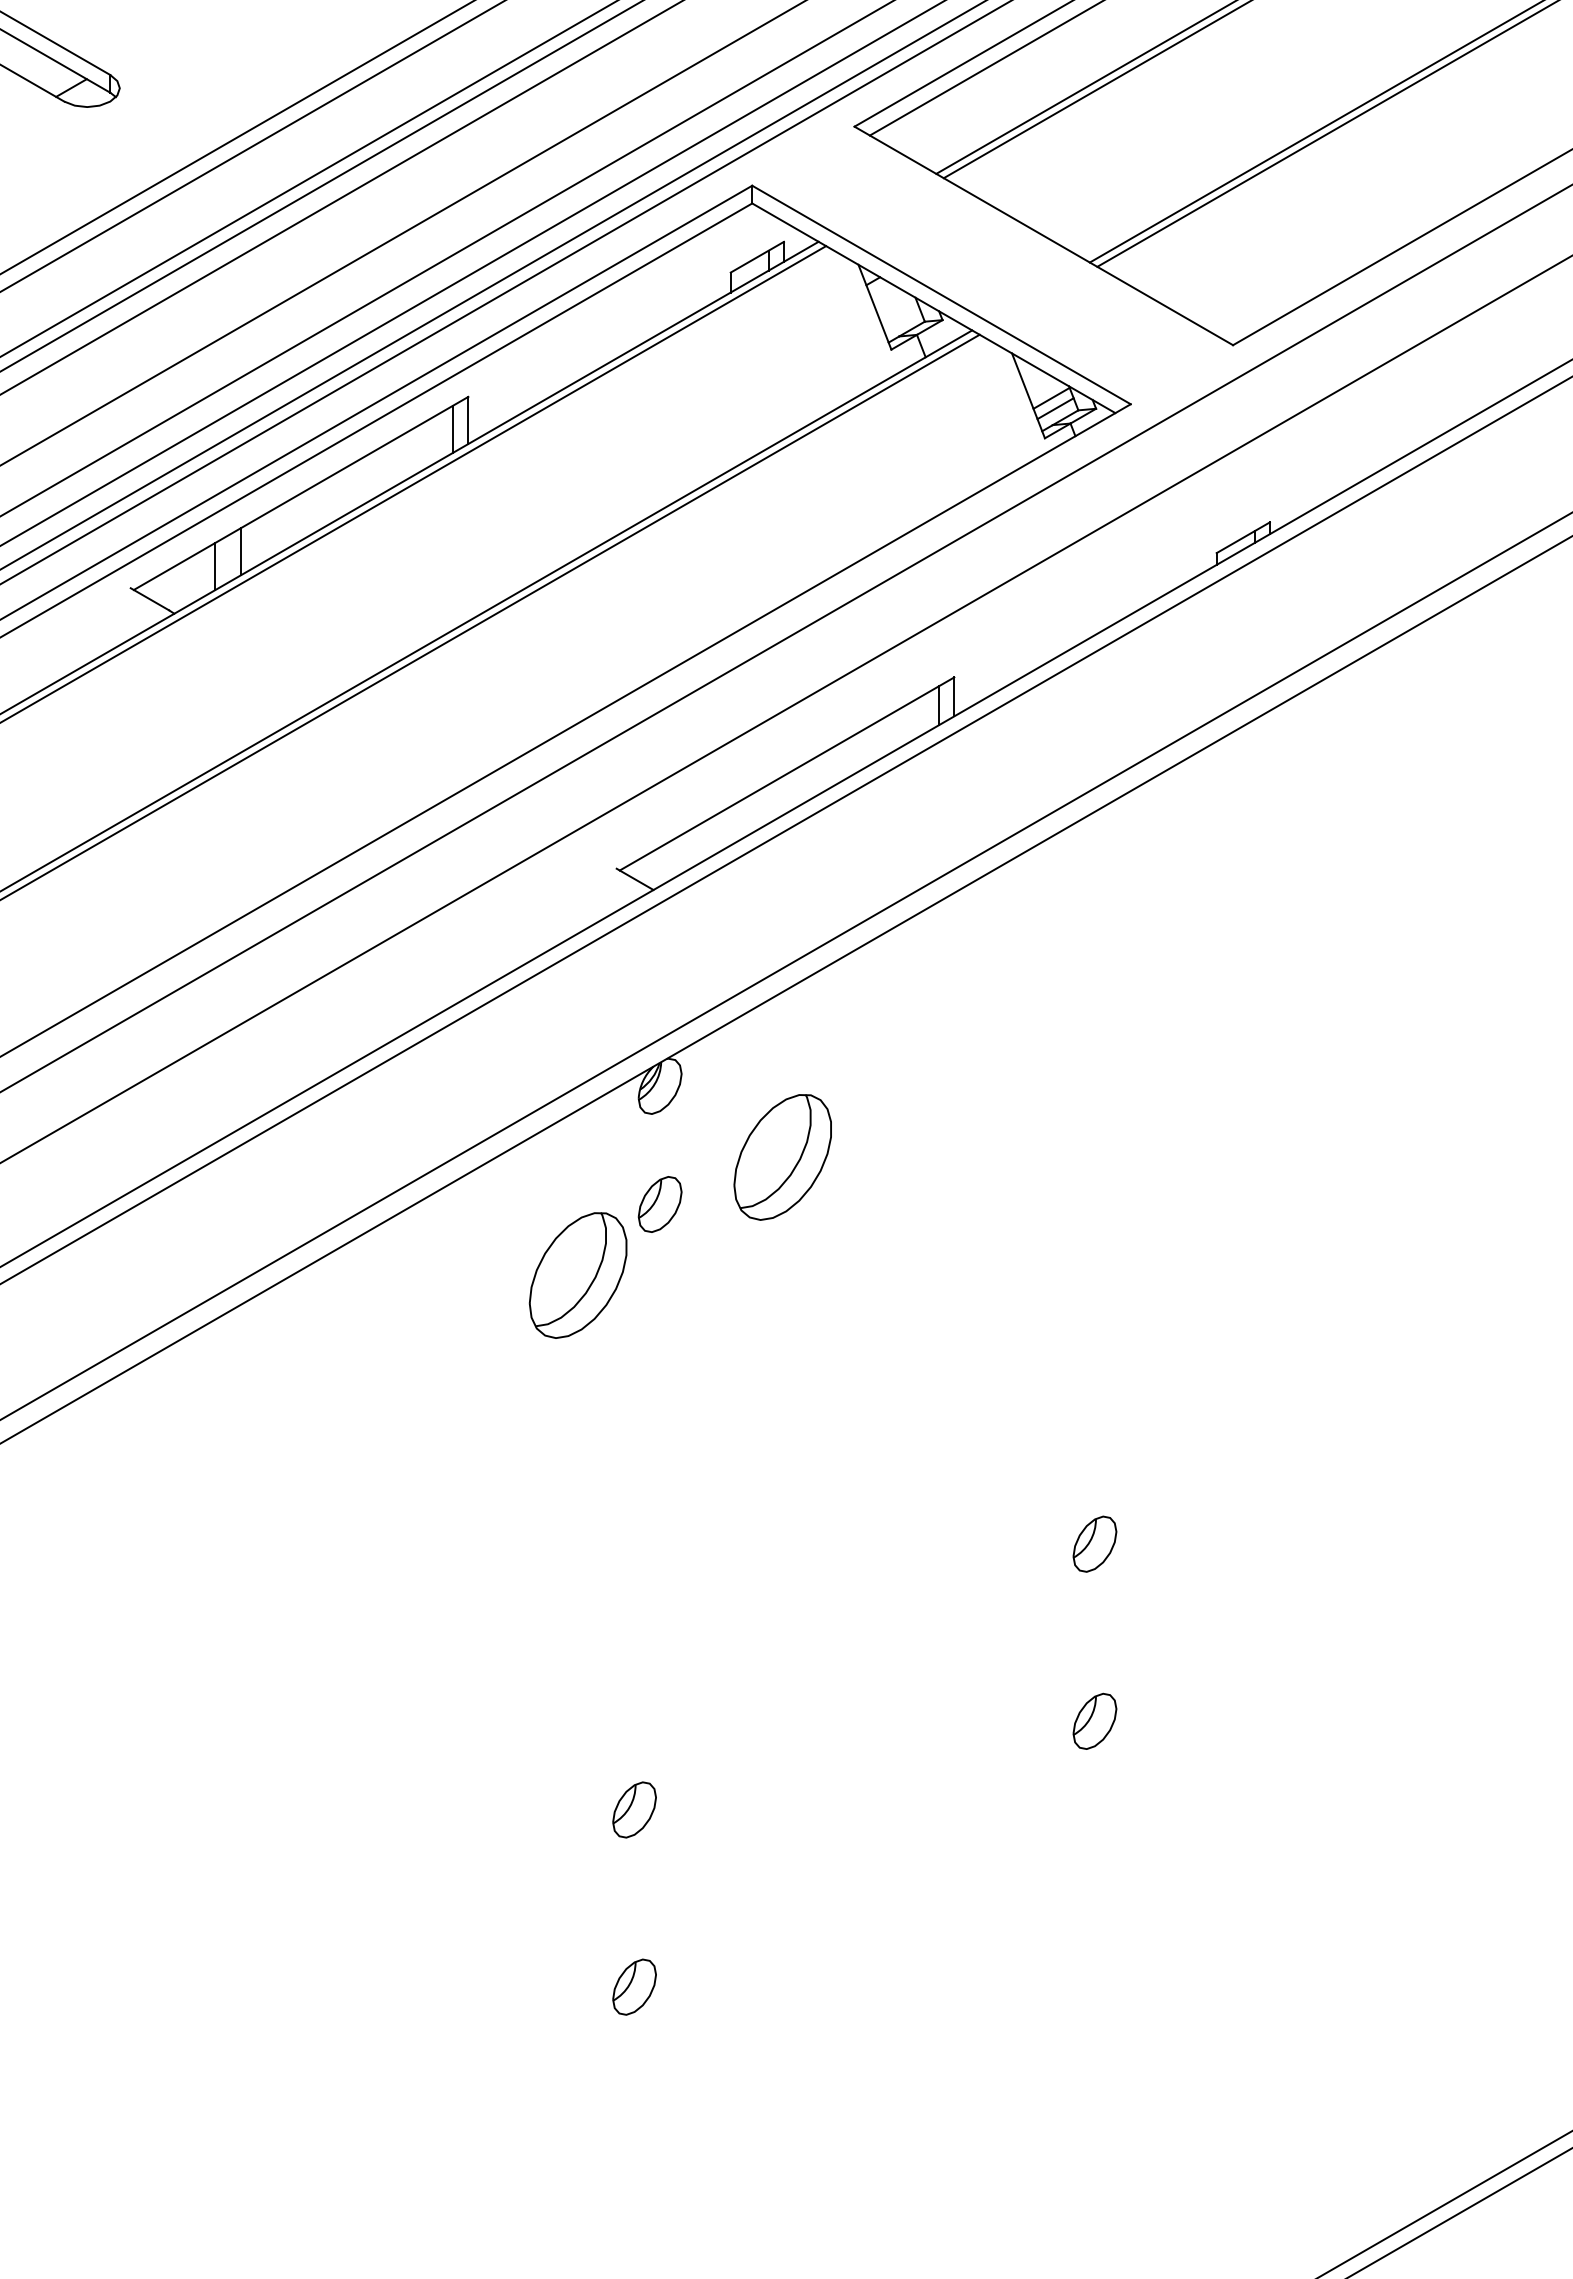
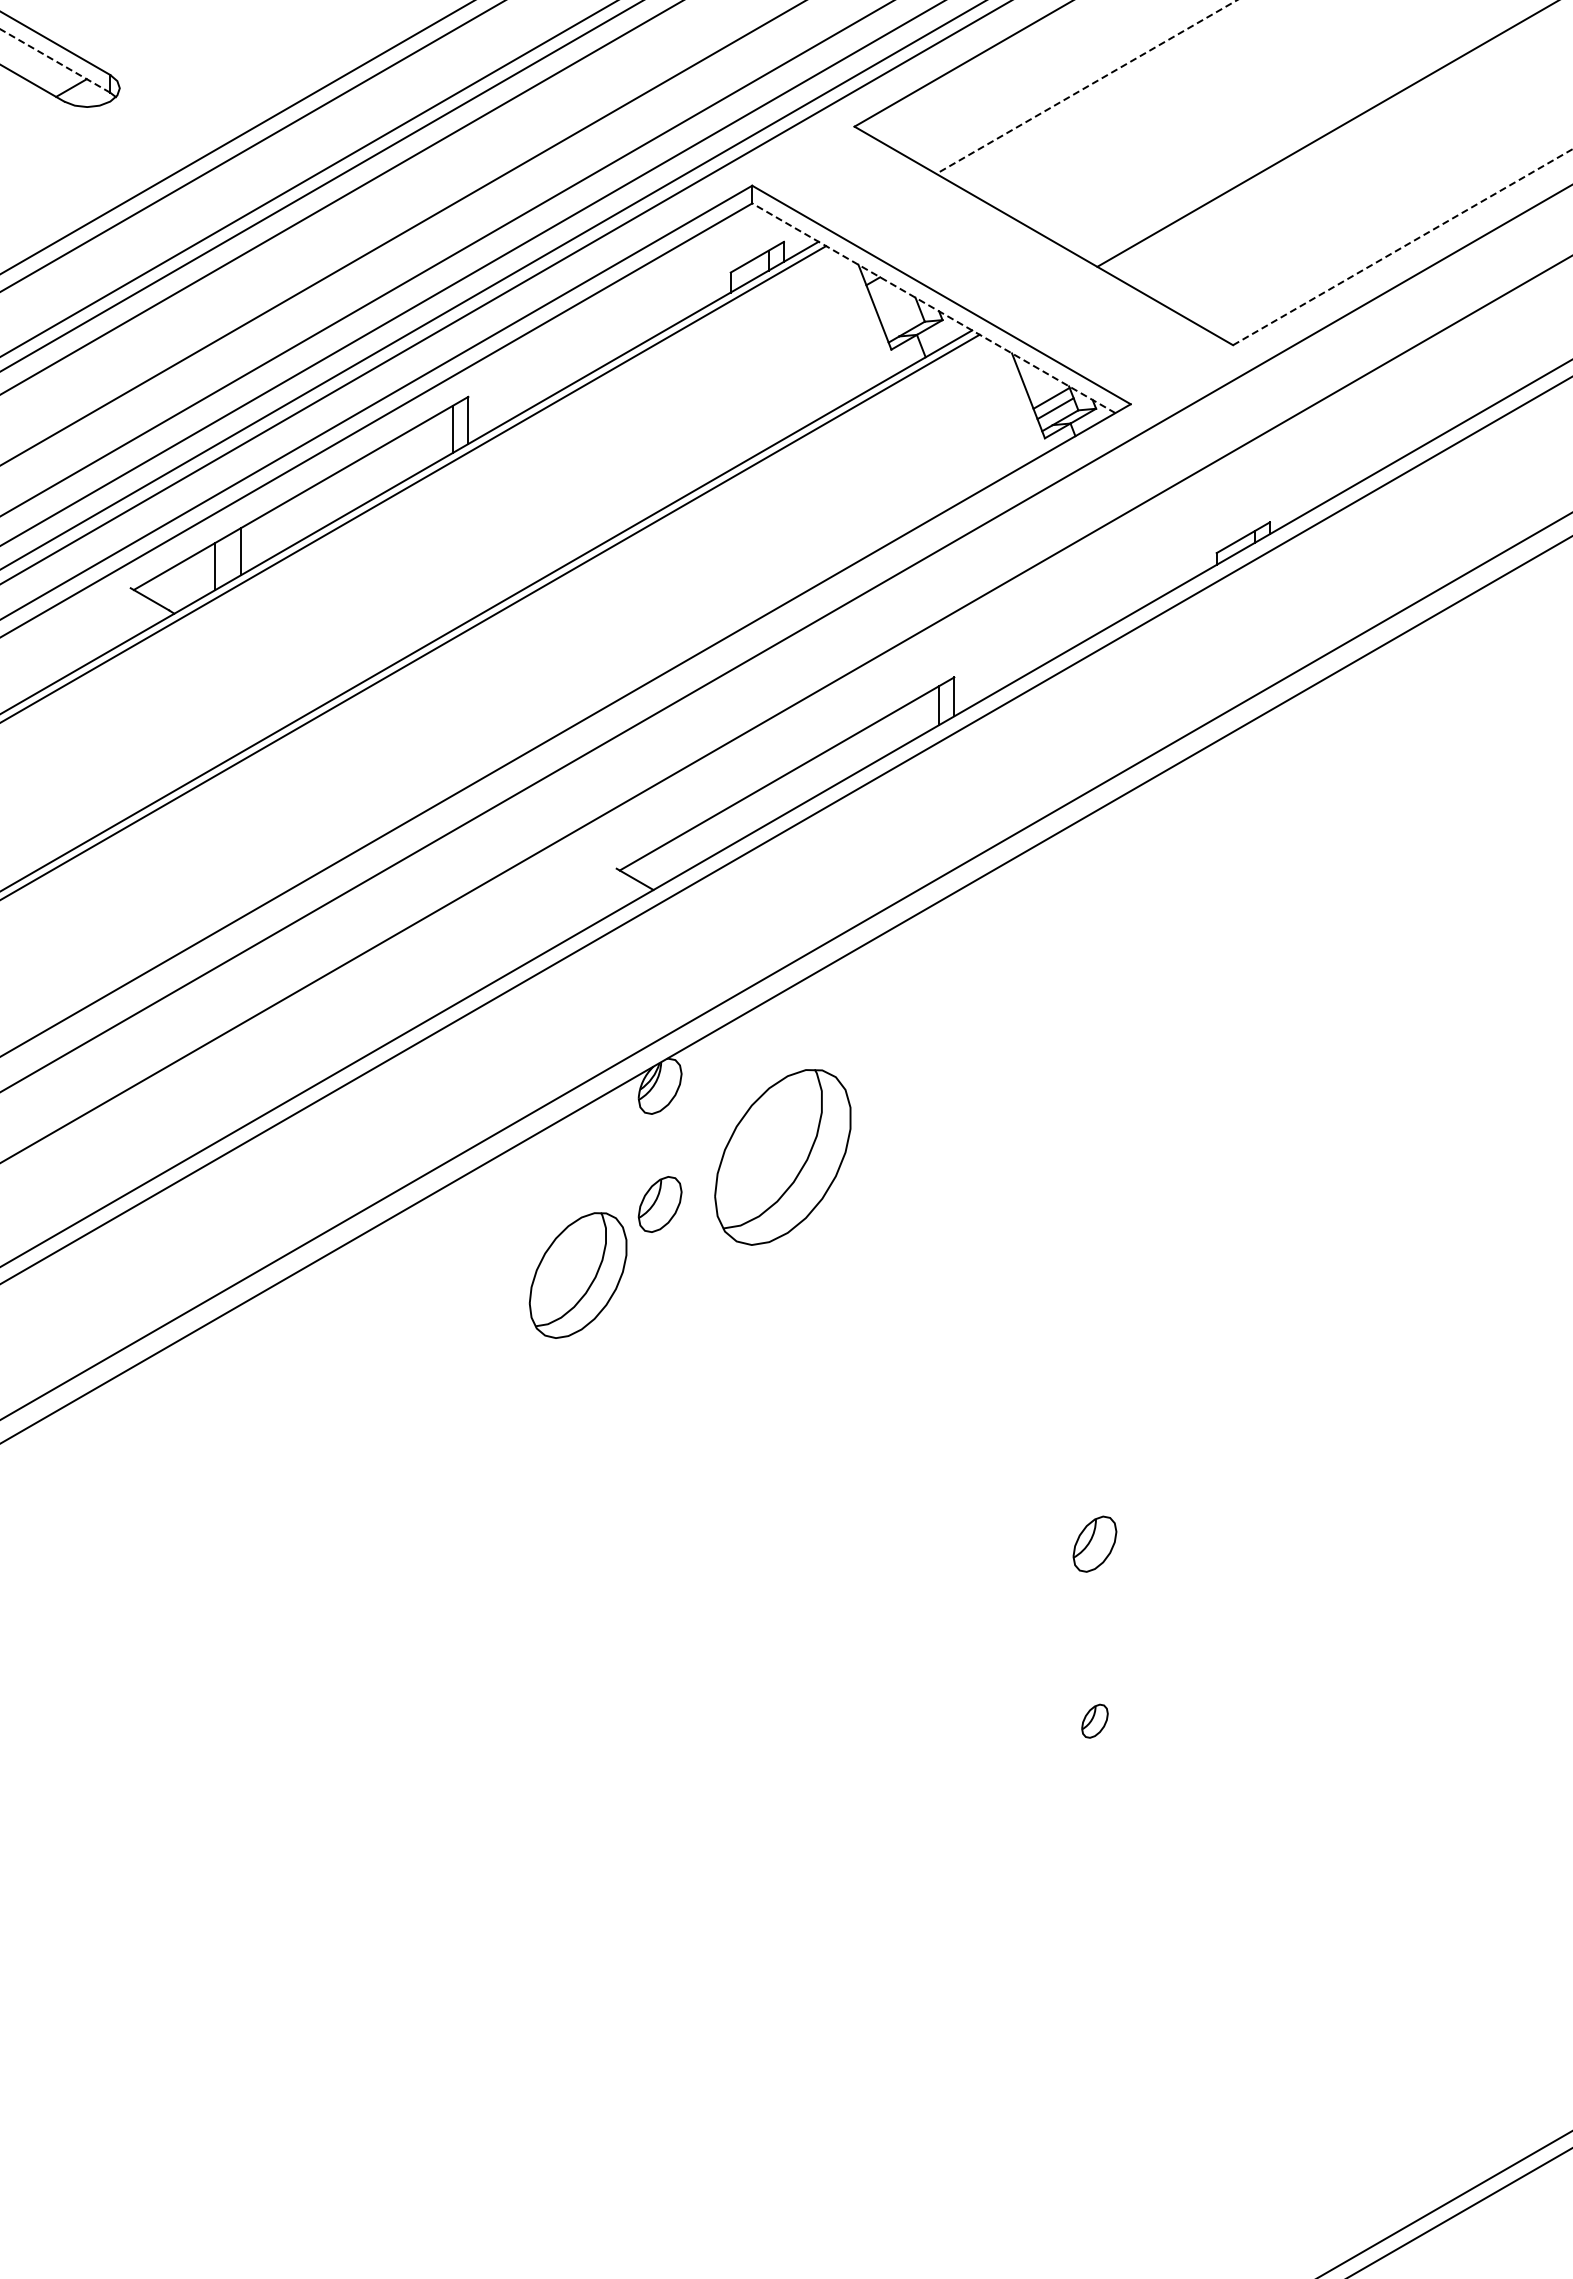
line: solid -> dashed (54, 60)
line: present -> none (985, 68)
line: solid -> dashed (1086, 87)
line: present -> none (1095, 90)
line: present -> none (1315, 132)
line: solid -> dashed (1402, 247)
line: solid -> dashed (933, 308)
part size: 99x127 px -> 138x177 px (782, 1157)
part size: 46x58 px -> 28x36 px (1094, 1720)
part: present -> none (634, 1809)
part: present -> none (634, 1986)
